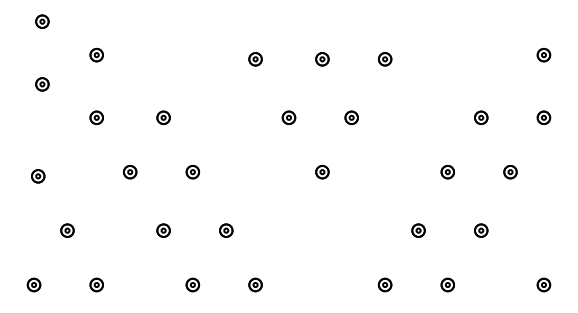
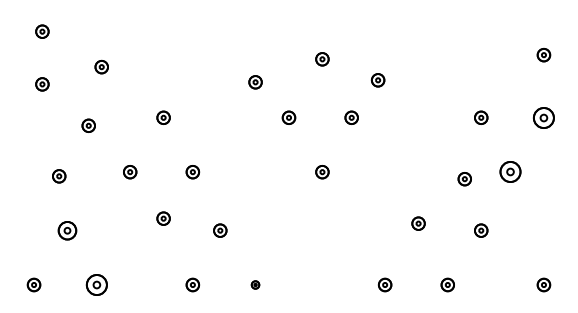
part position: (42, 21) -> (42, 31) (42, 31)
part position: (96, 54) -> (101, 66) (101, 66)
part position: (255, 59) -> (255, 82) (255, 82)
part position: (384, 59) -> (377, 80) (377, 80)
part position: (96, 117) -> (88, 125) (88, 125)
part size: 16x15 px -> 22x22 px (543, 117)
part position: (447, 172) -> (464, 179) (464, 179)
part size: 15x15 px -> 23x22 px (510, 171)
part position: (38, 176) -> (59, 176) (59, 176)
part size: 15x15 px -> 21x20 px (67, 230)
part position: (163, 230) -> (163, 218) (163, 218)
part position: (226, 230) -> (220, 230) (220, 230)
part position: (418, 230) -> (418, 223) (418, 223)
part size: 15x16 px -> 23x22 px (96, 284)
part size: 15x16 px -> 11x10 px (255, 284)
